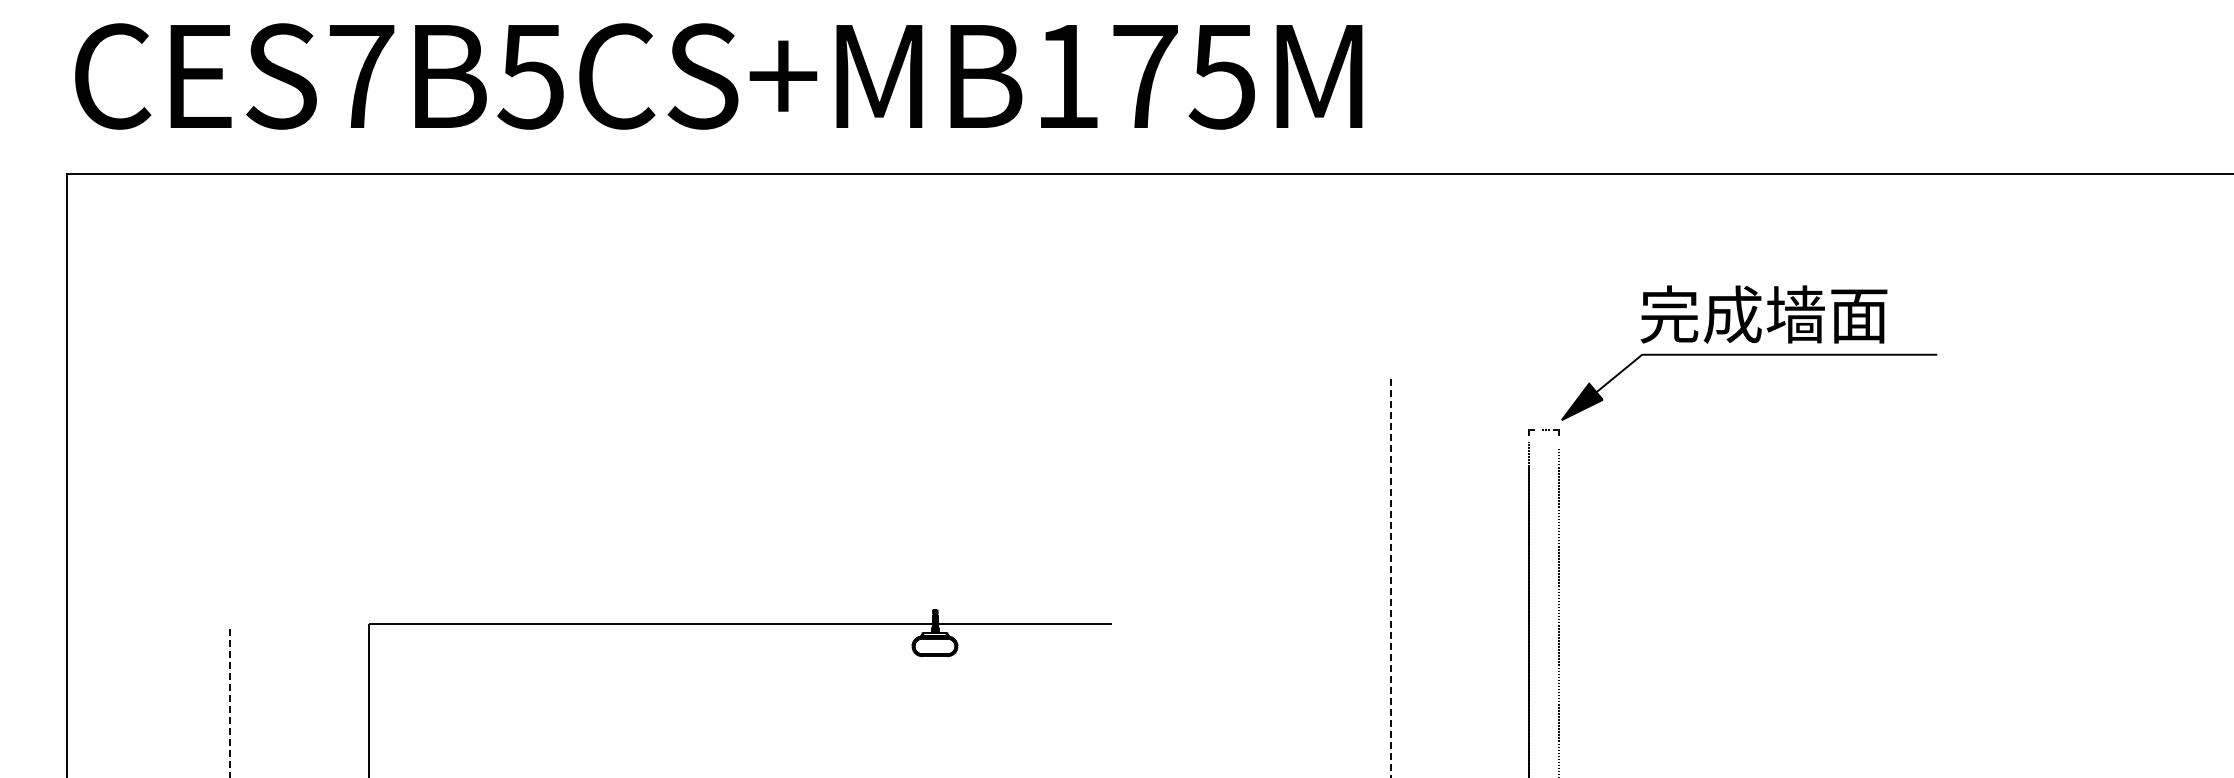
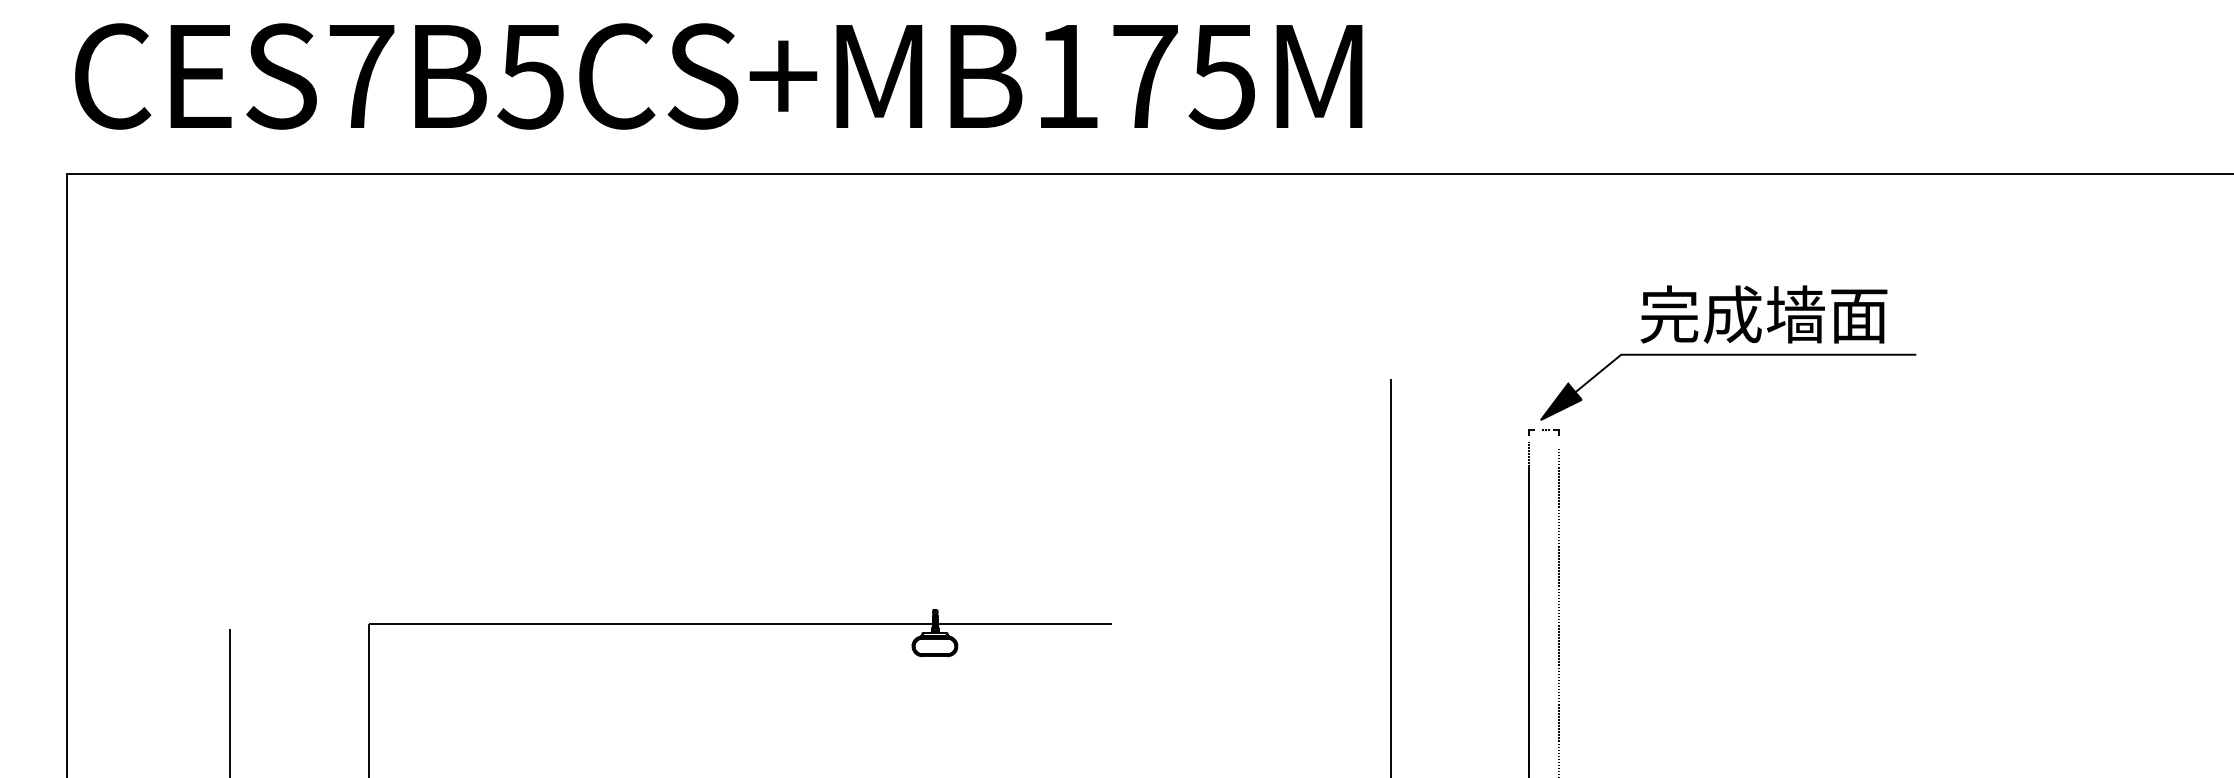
part position: (1749, 355) -> (1728, 355) (1728, 355)
line: dashed -> solid (1390, 578)
line: dashed -> solid (230, 703)
